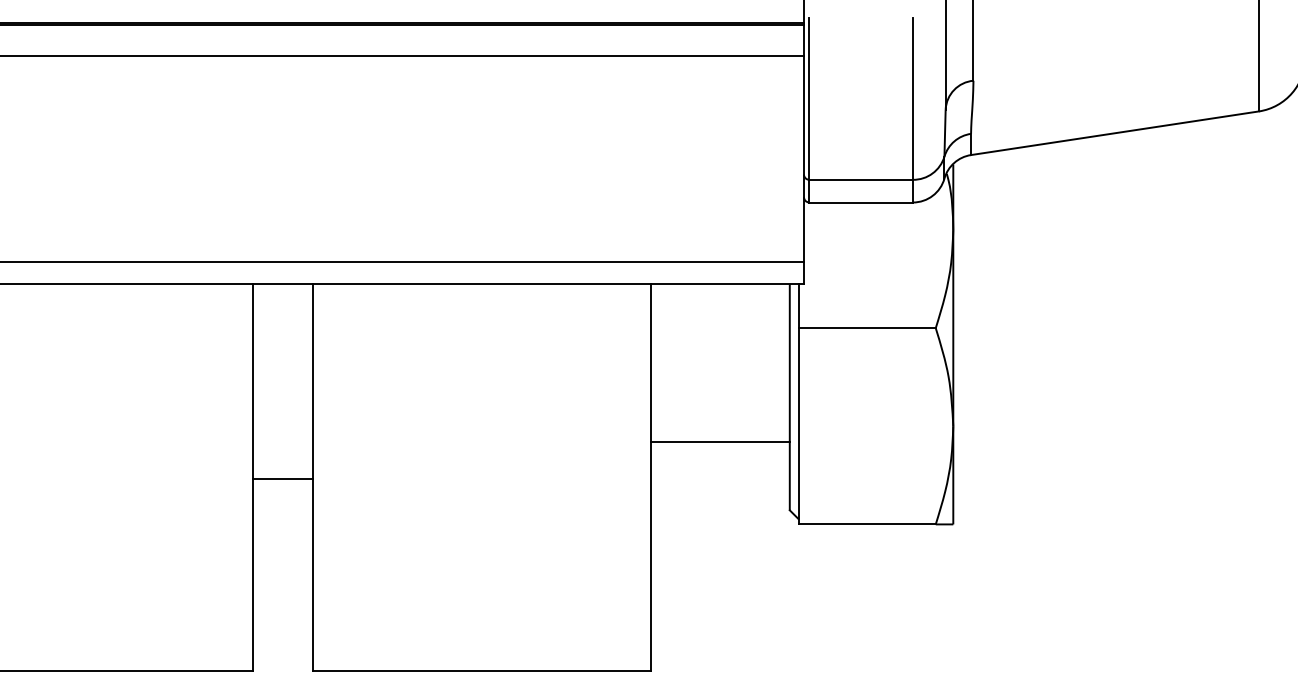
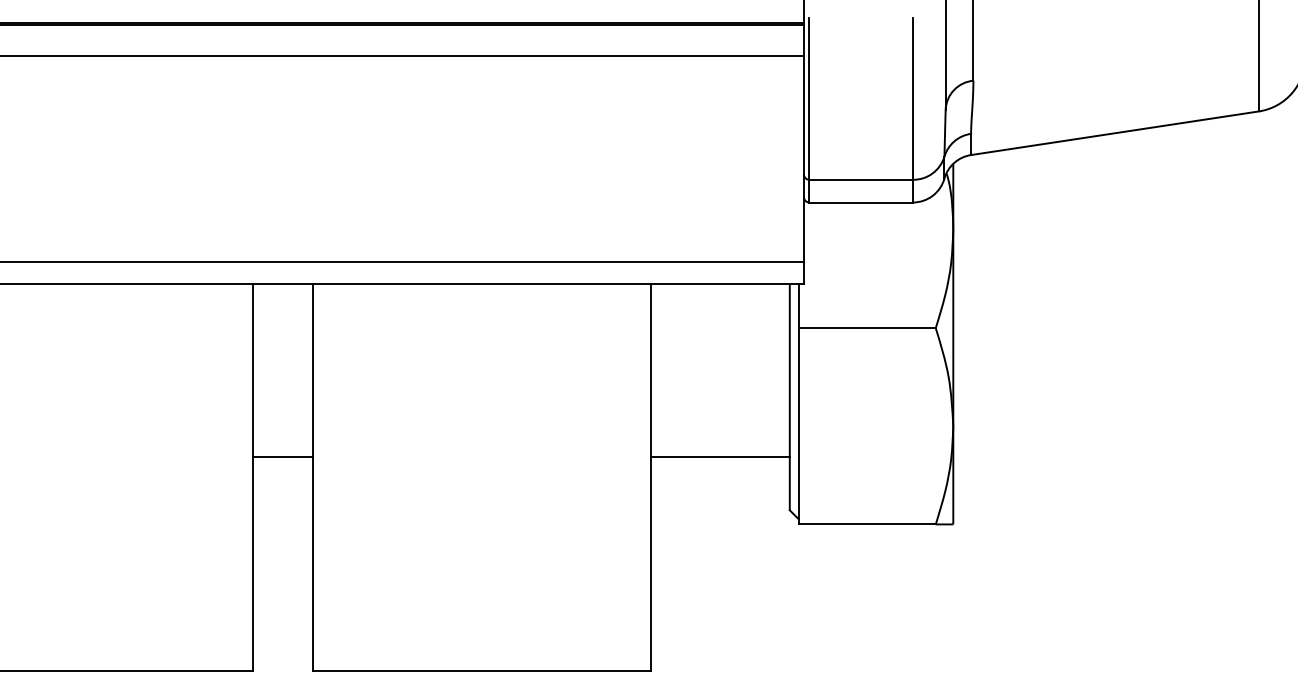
line position: (720, 442) -> (720, 457) (720, 457)
line position: (283, 479) -> (283, 457) (283, 457)
